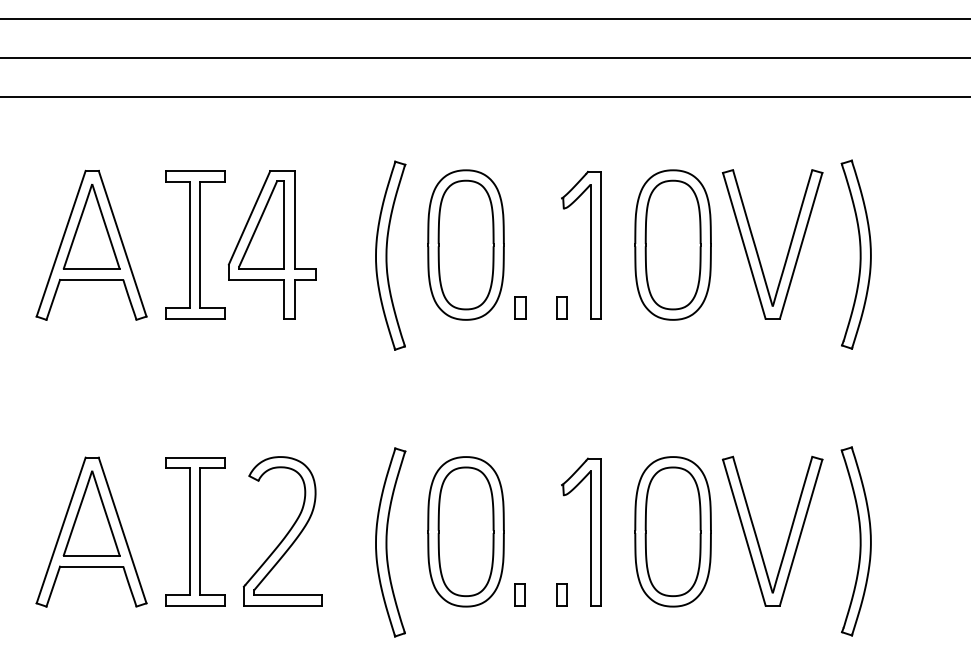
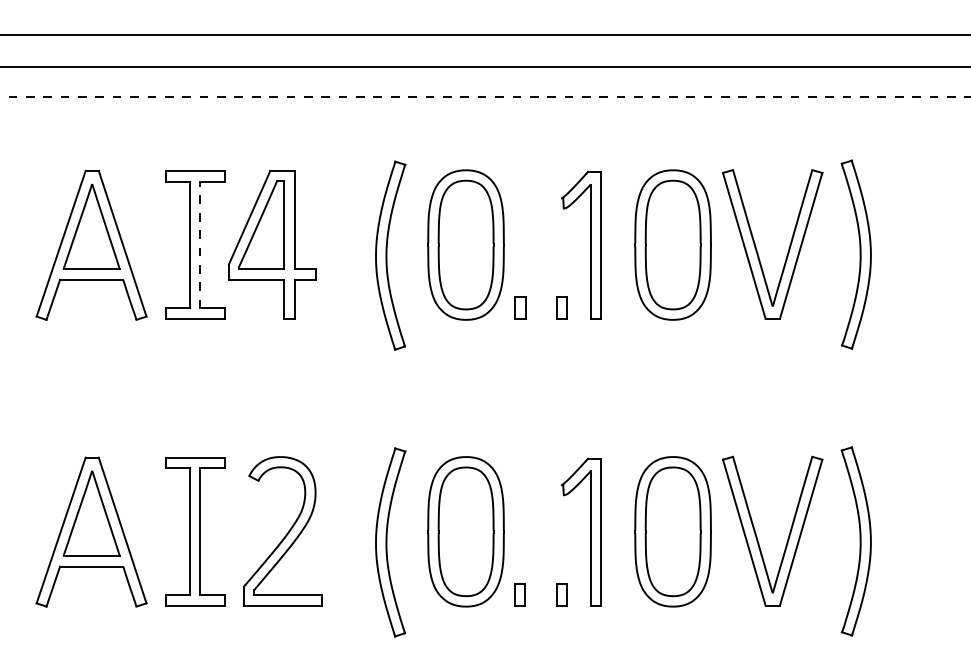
line position: (484, 19) -> (484, 35) (484, 35)
line position: (484, 58) -> (484, 67) (484, 67)
line: solid -> dashed (485, 97)
line: solid -> dashed (200, 244)
